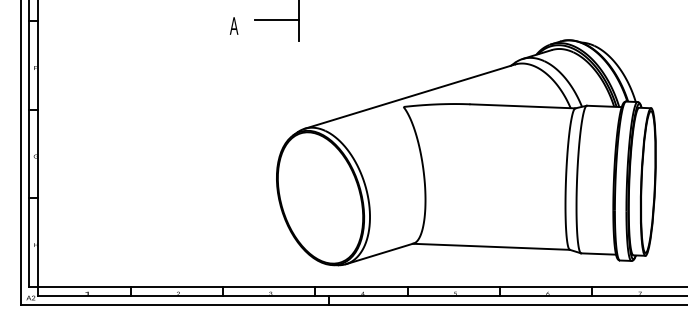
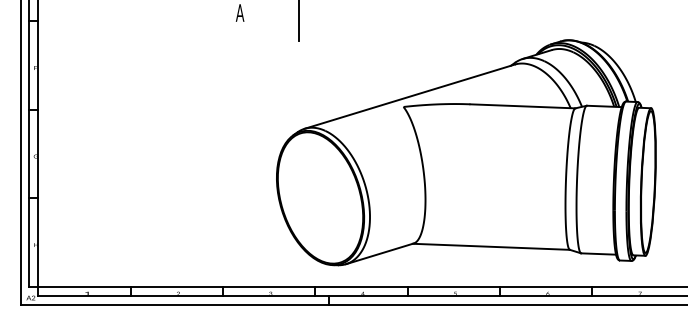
line: present -> none (276, 20)
text position: (233, 25) -> (239, 12) (239, 12)
